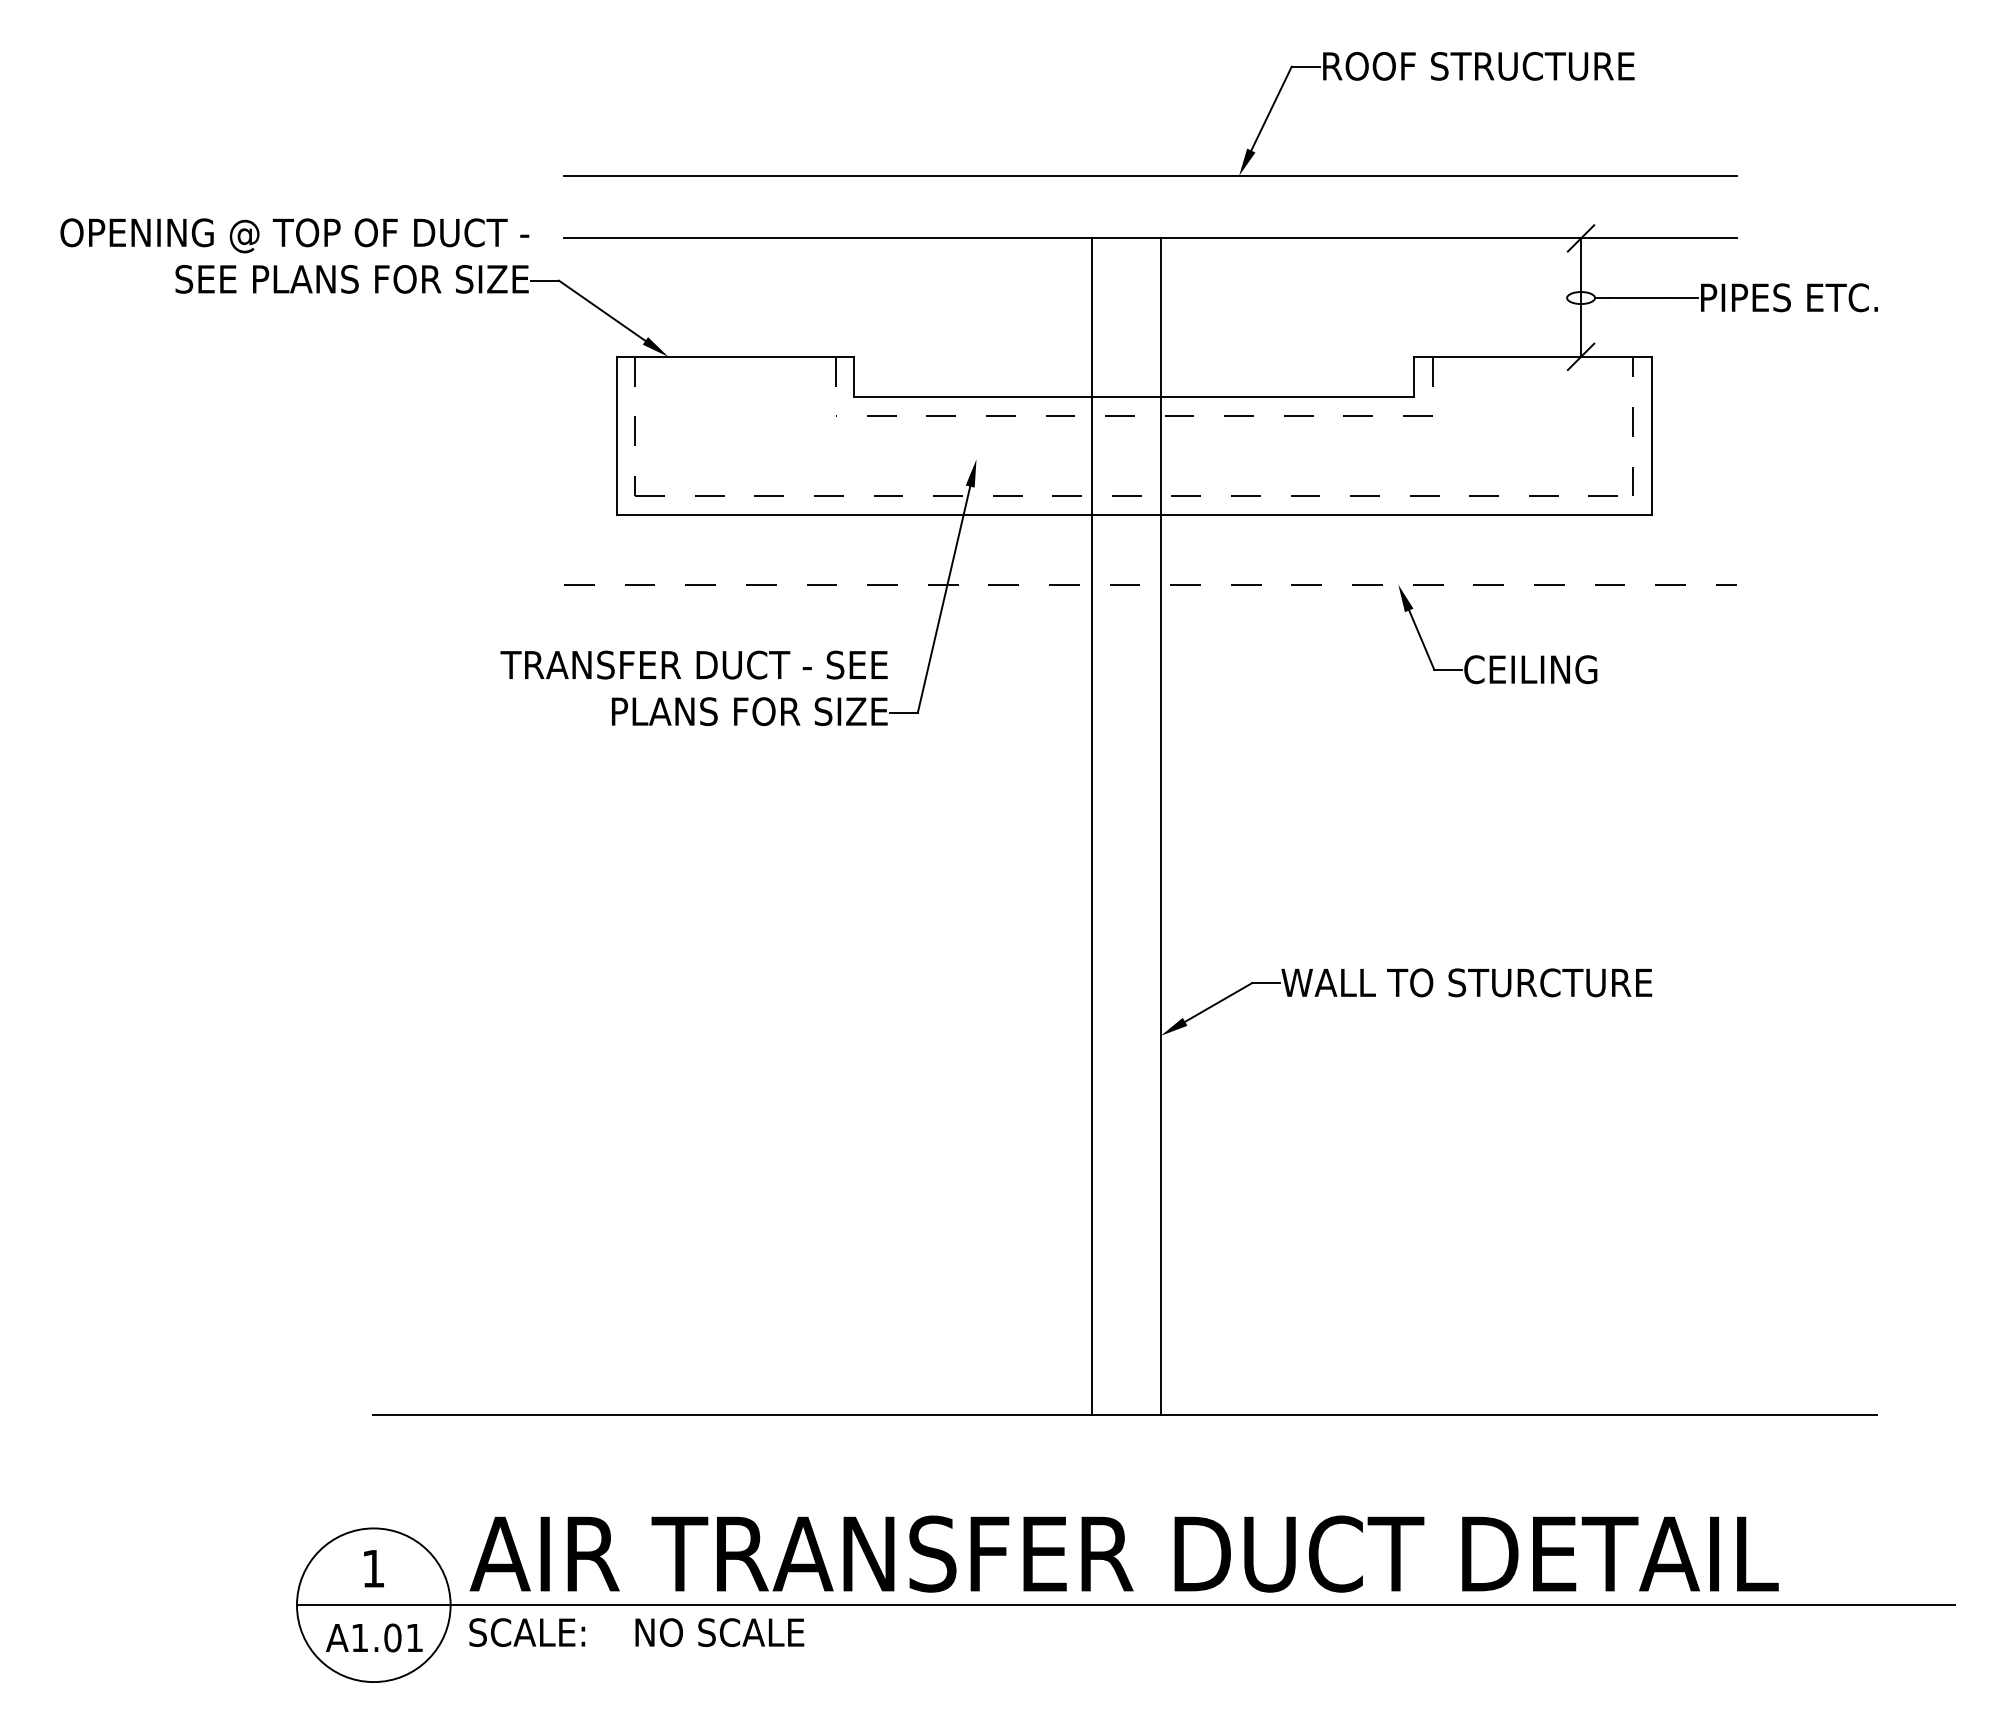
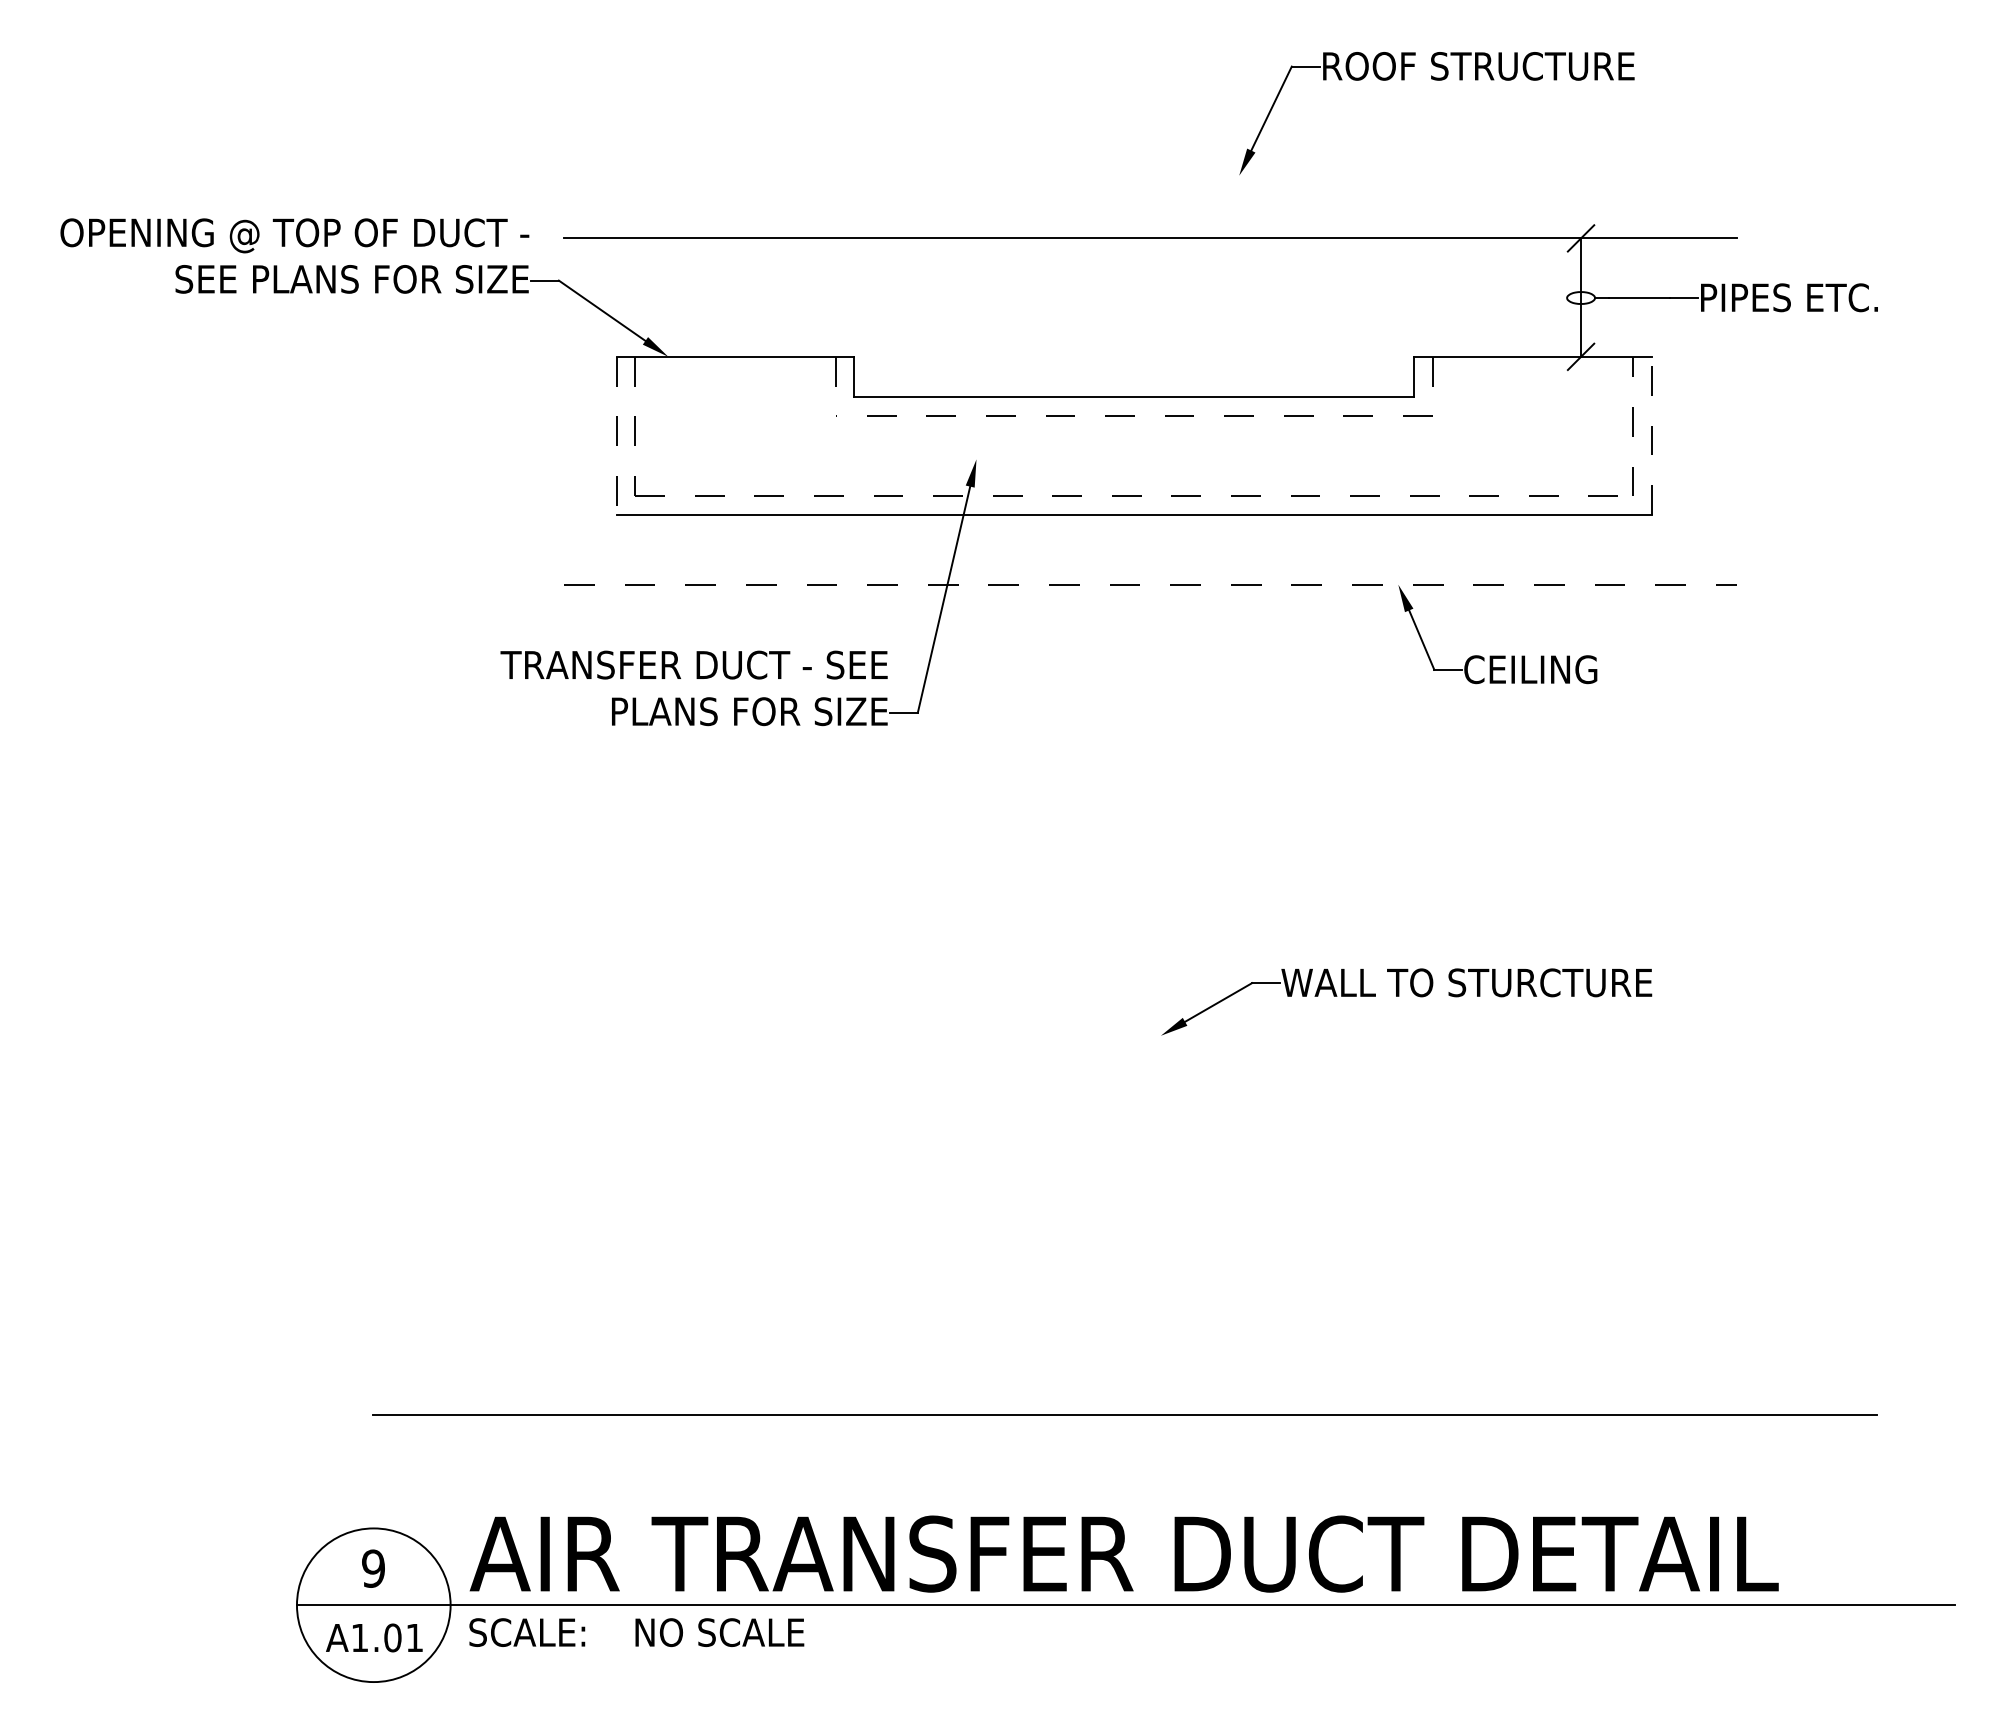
line: present -> none (1150, 175)
line: solid -> dashed (1651, 435)
line: solid -> dashed (616, 436)
line: present -> none (1091, 826)
line: present -> none (1160, 826)
text: 1 -> 9 (373, 1568)
